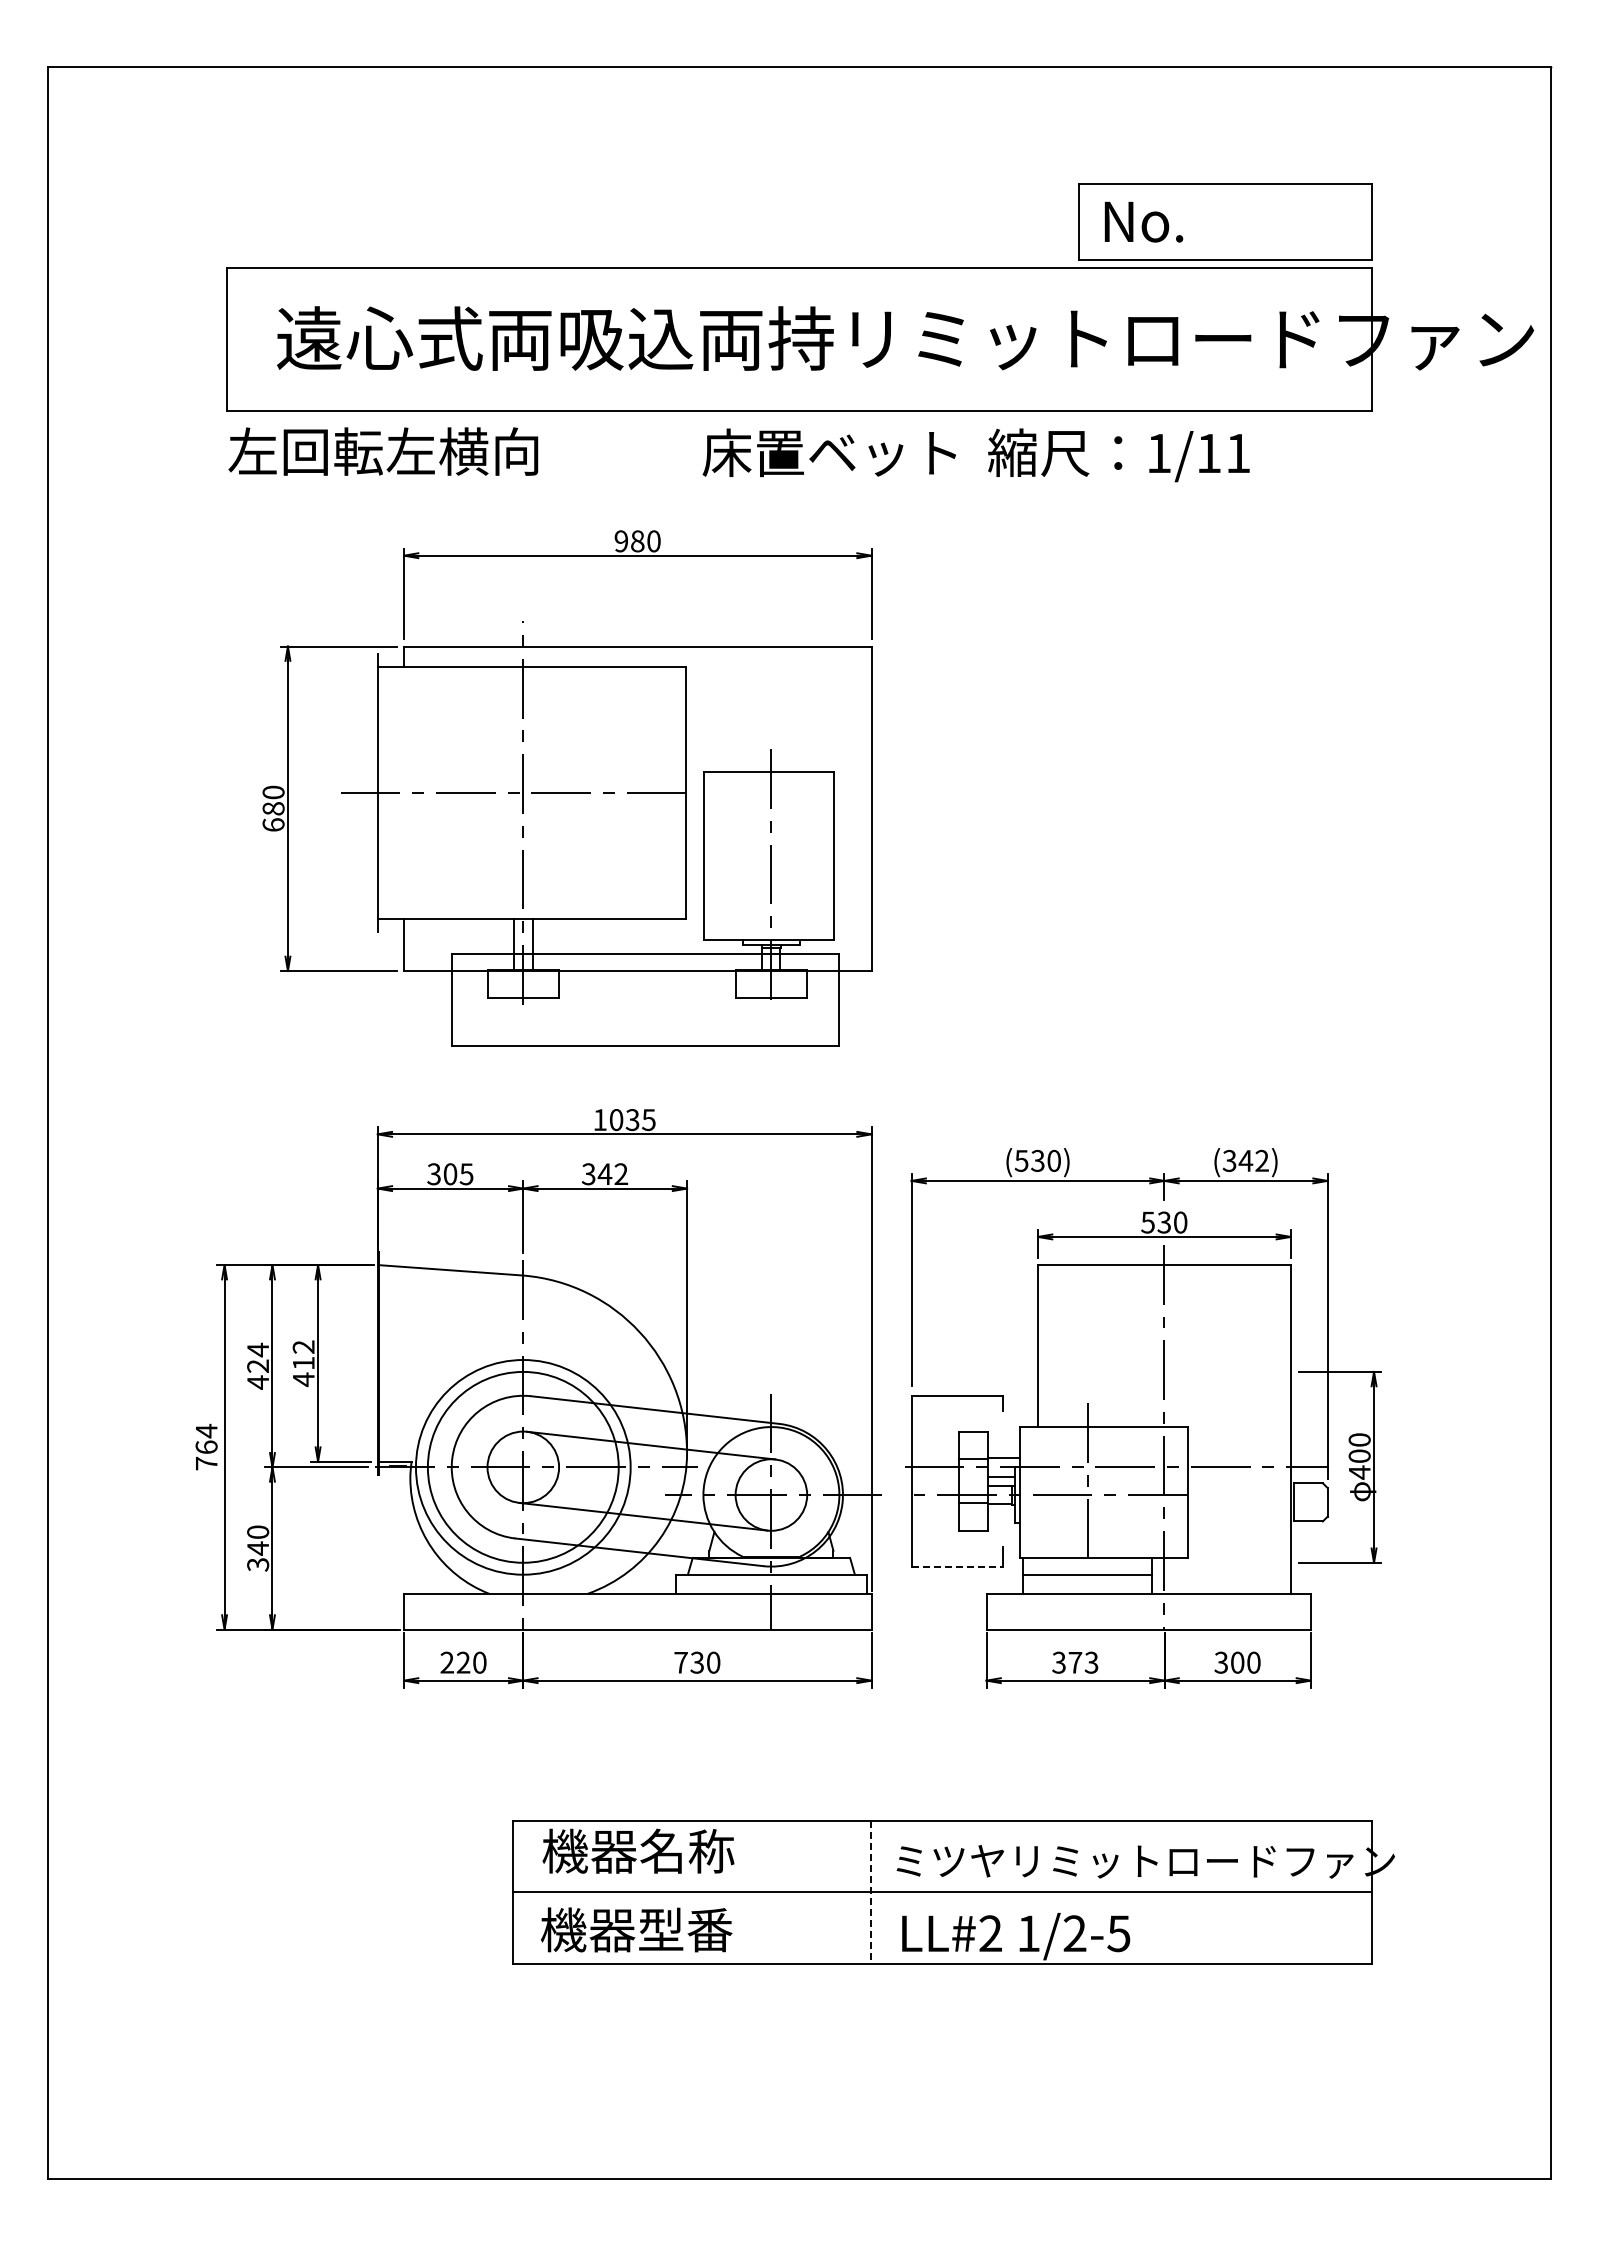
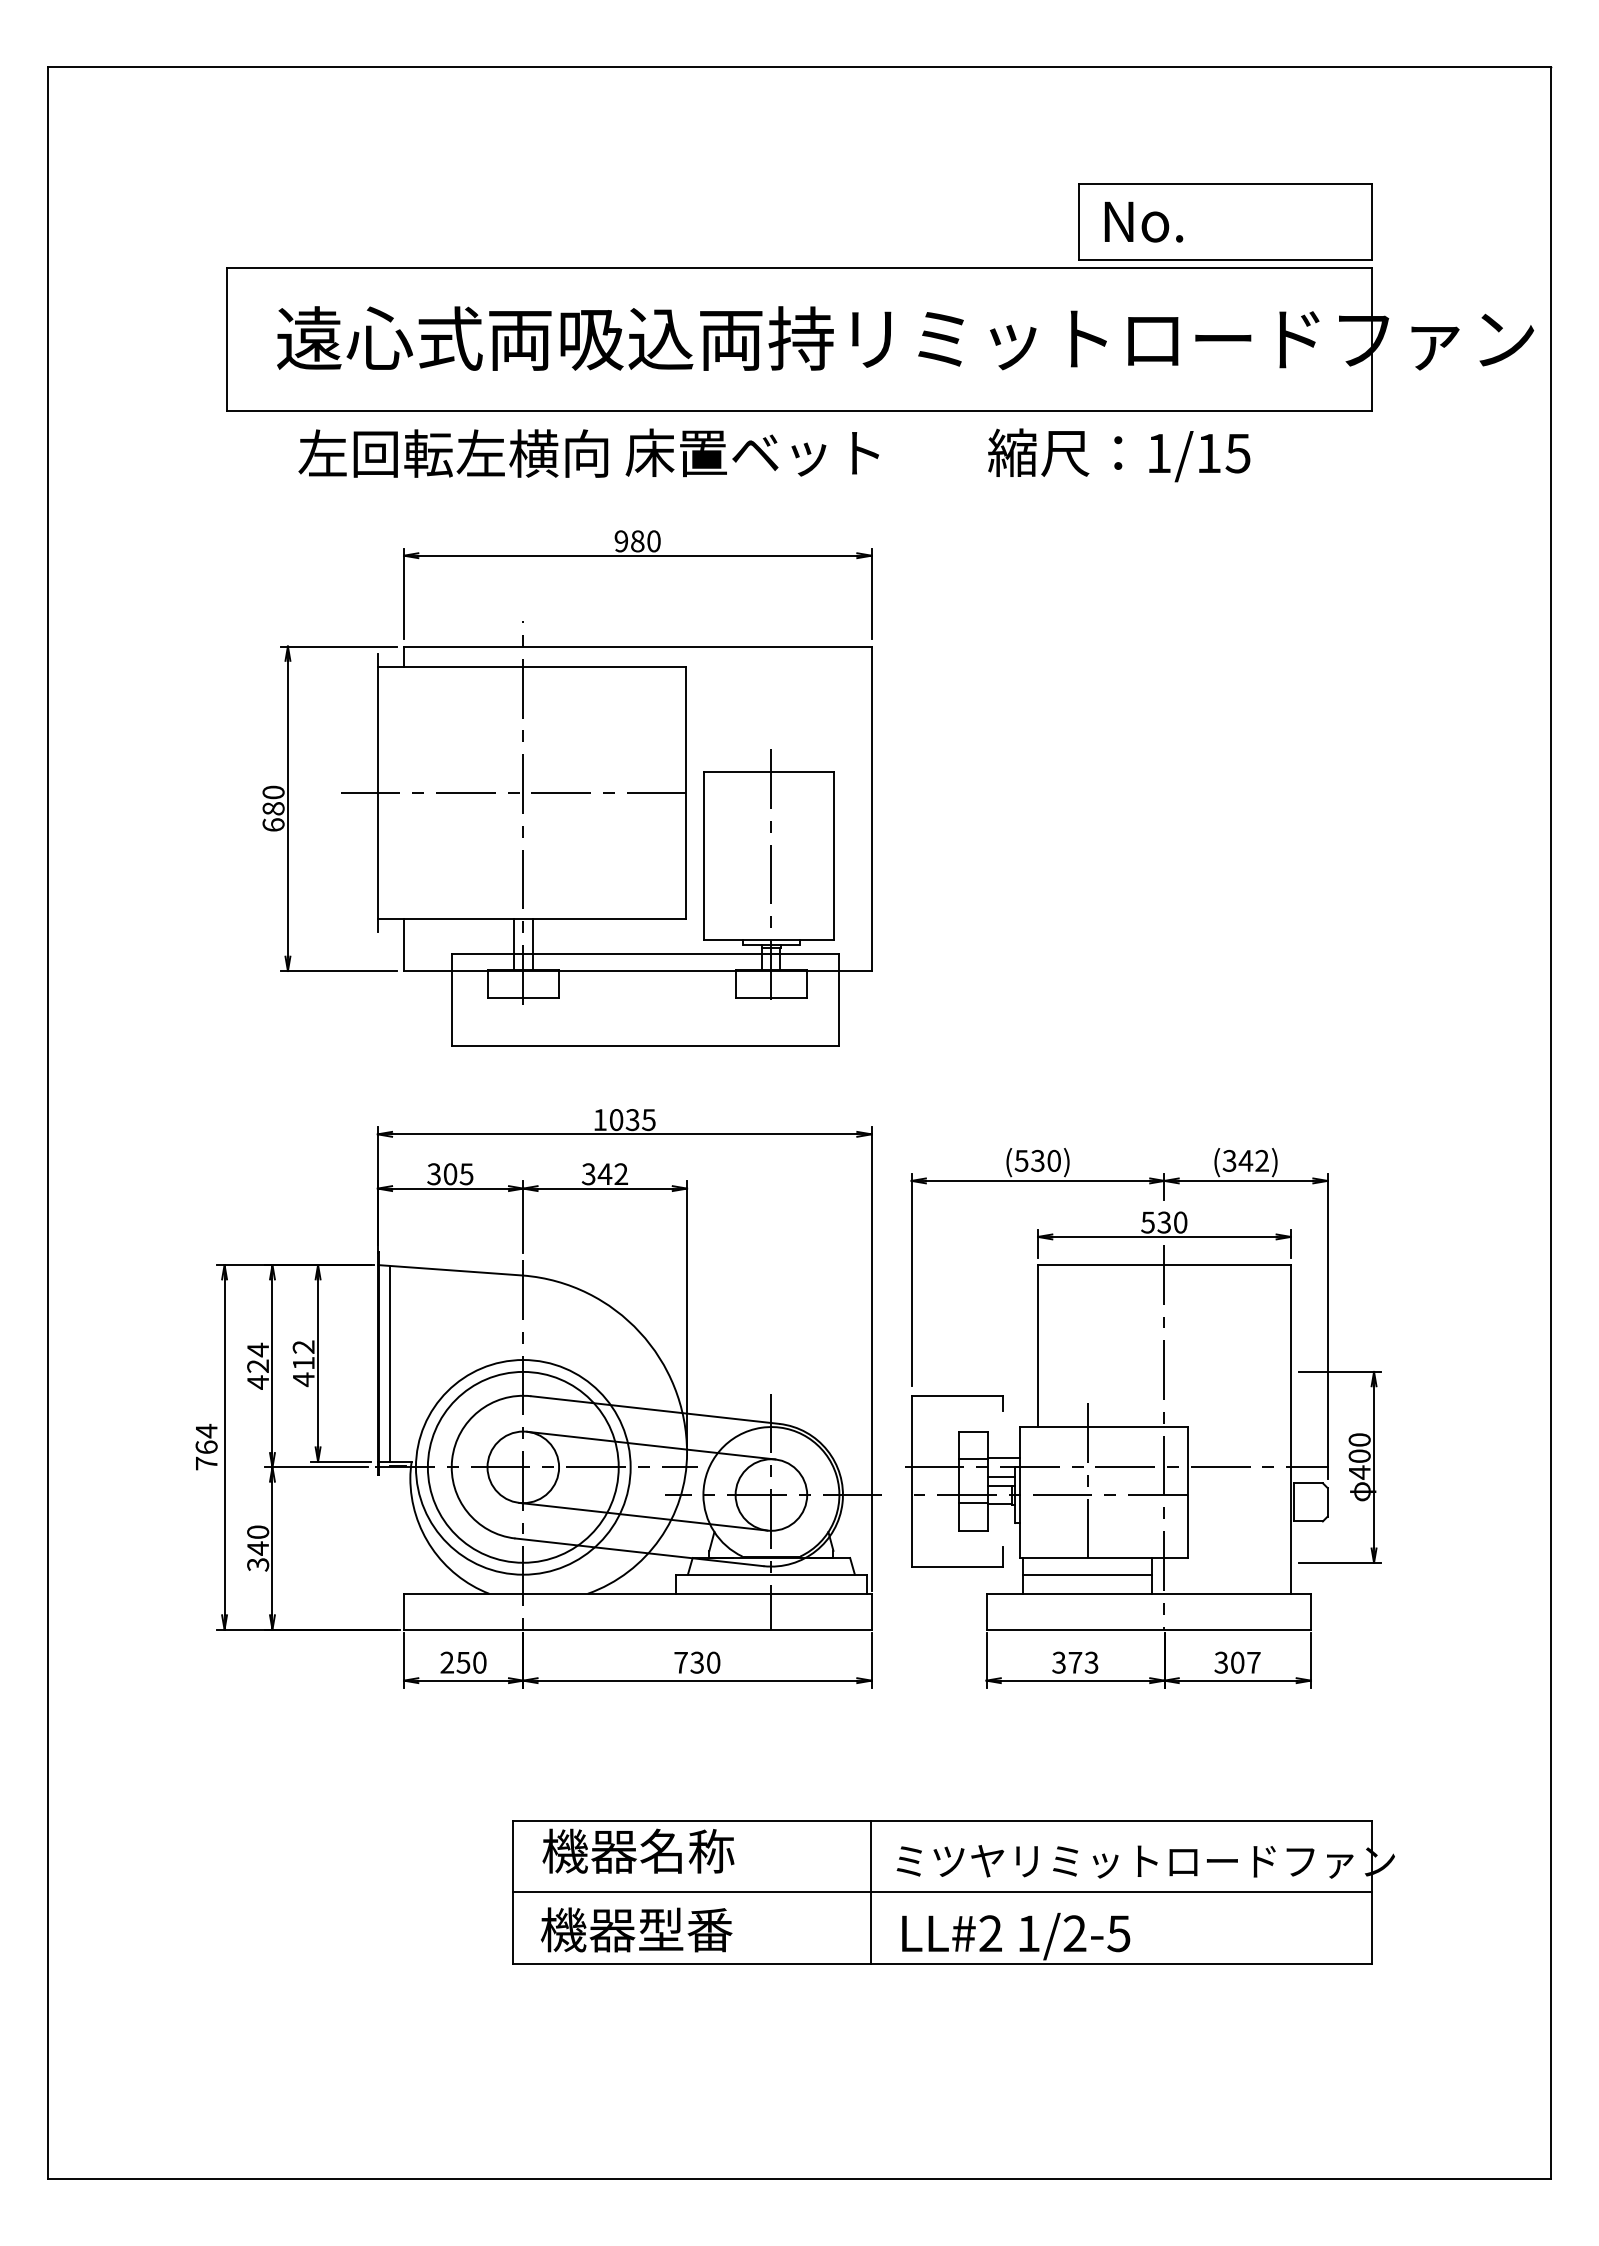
text position: (383, 451) -> (453, 453) (453, 453)
text position: (828, 452) -> (751, 452) (751, 452)
text: 1/11 -> 1/15 (1237, 453)
line: none -> present (389, 1363)
line: dashed -> solid (957, 1566)
text: 220 -> 250 (463, 1662)
text: 300 -> 307 (1253, 1662)
line: dashed -> solid (871, 1892)
